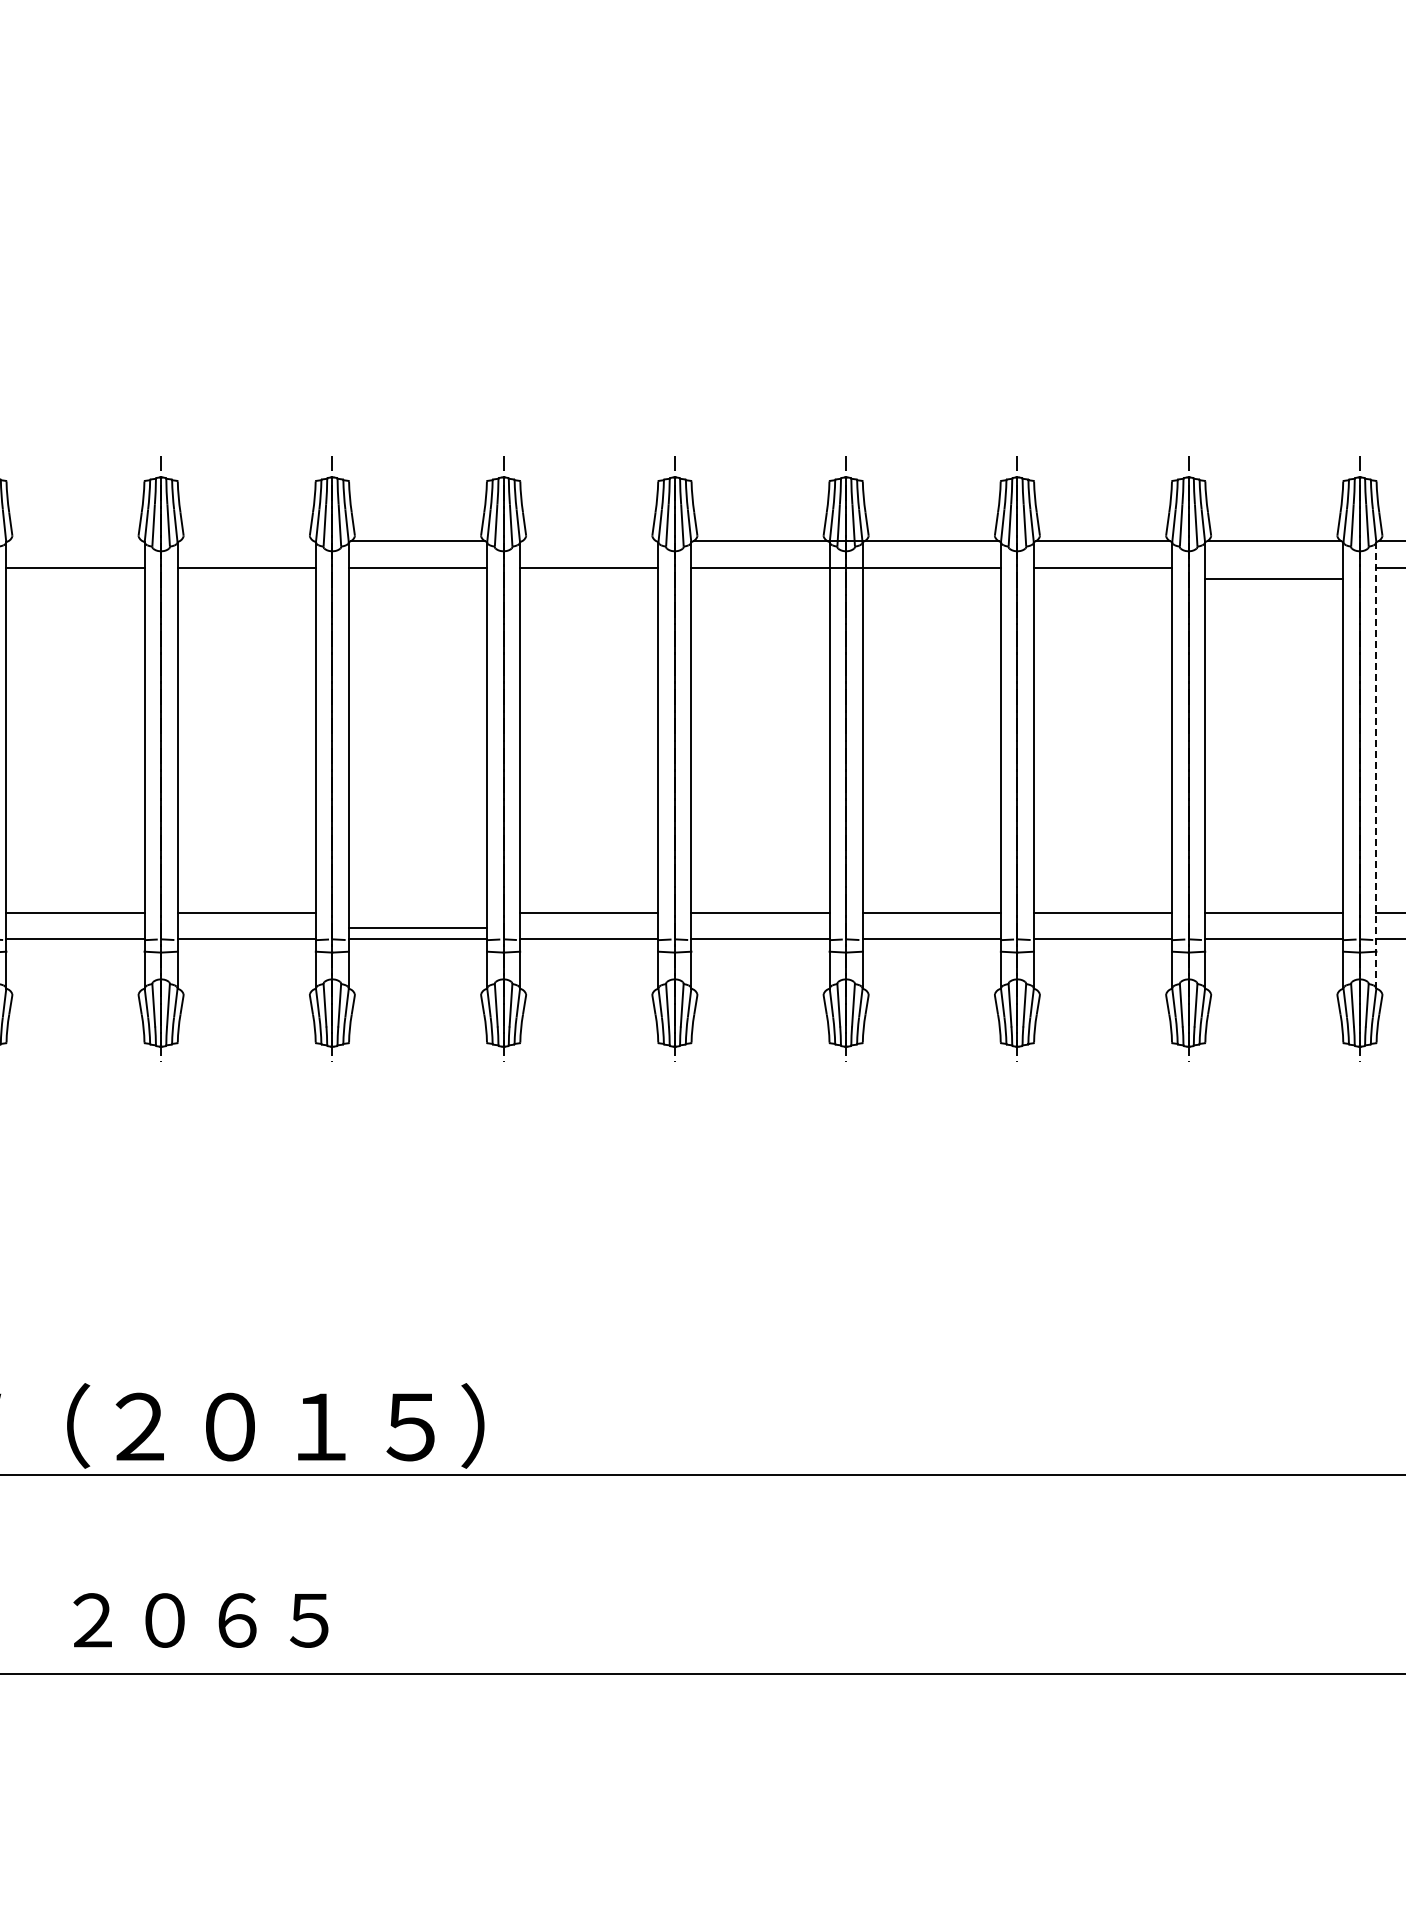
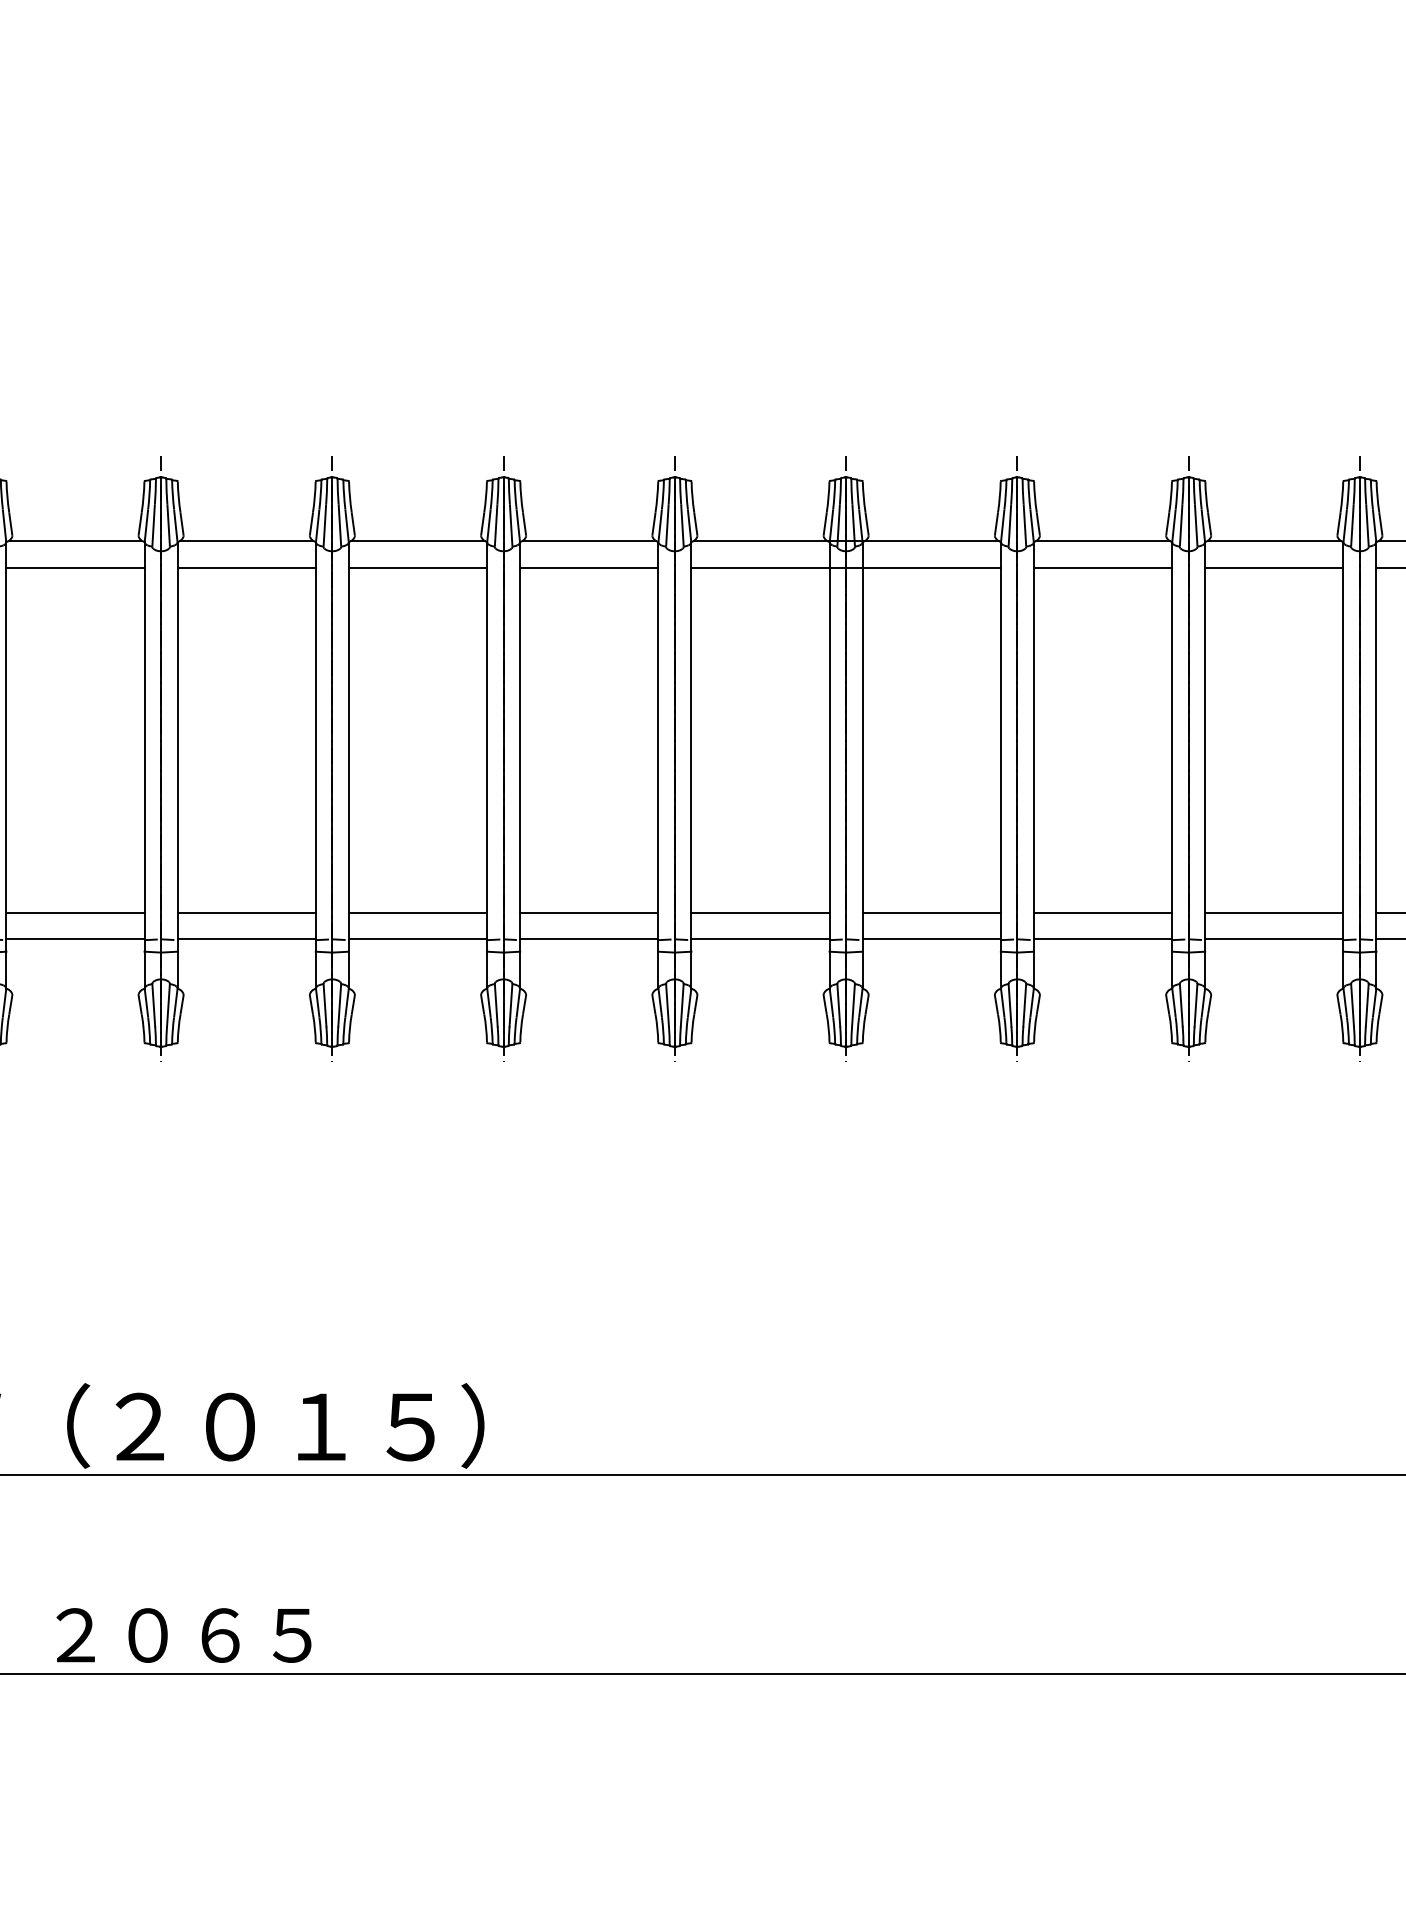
line: none -> present (75, 541)
line: none -> present (246, 541)
line: none -> present (588, 541)
line position: (1274, 578) -> (1274, 567) (1274, 567)
line: dashed -> solid (1376, 765)
line position: (417, 927) -> (417, 912) (417, 912)
text position: (200, 1620) -> (183, 1635) (183, 1635)
